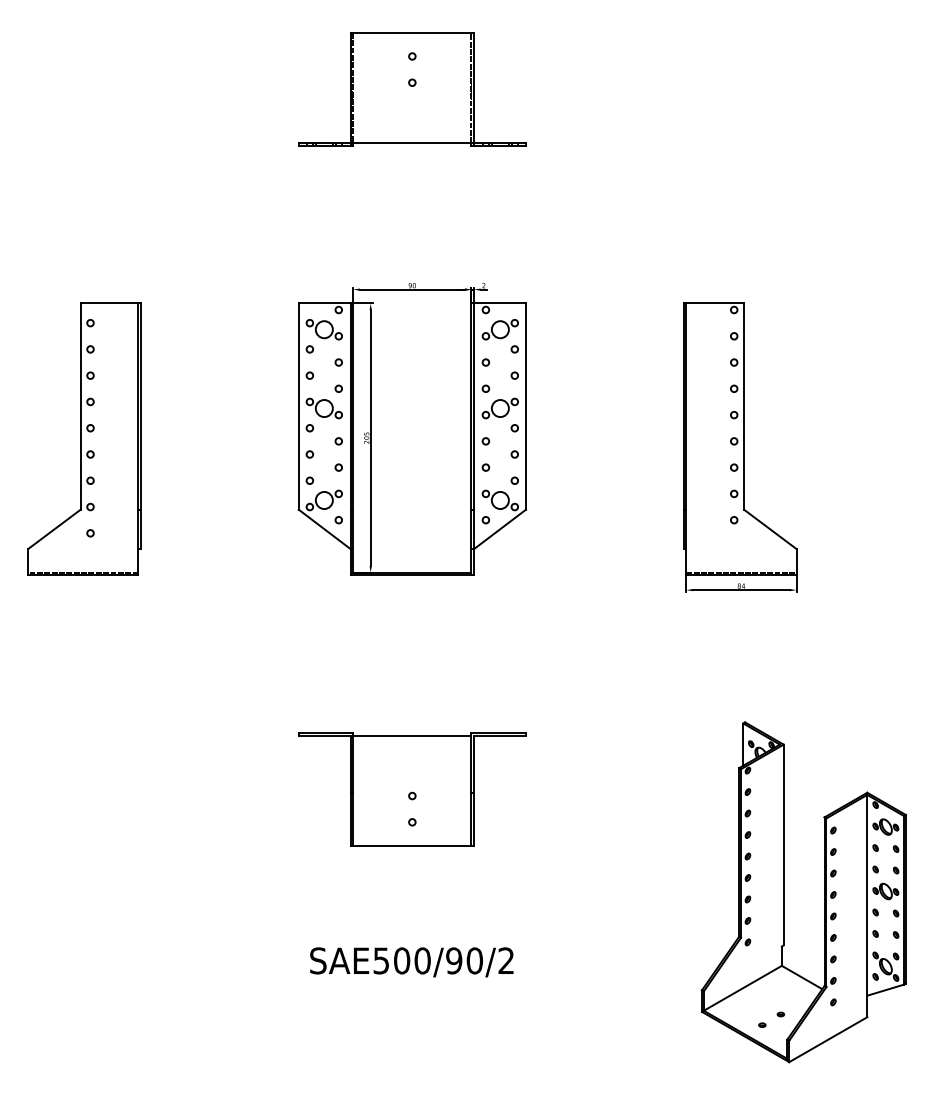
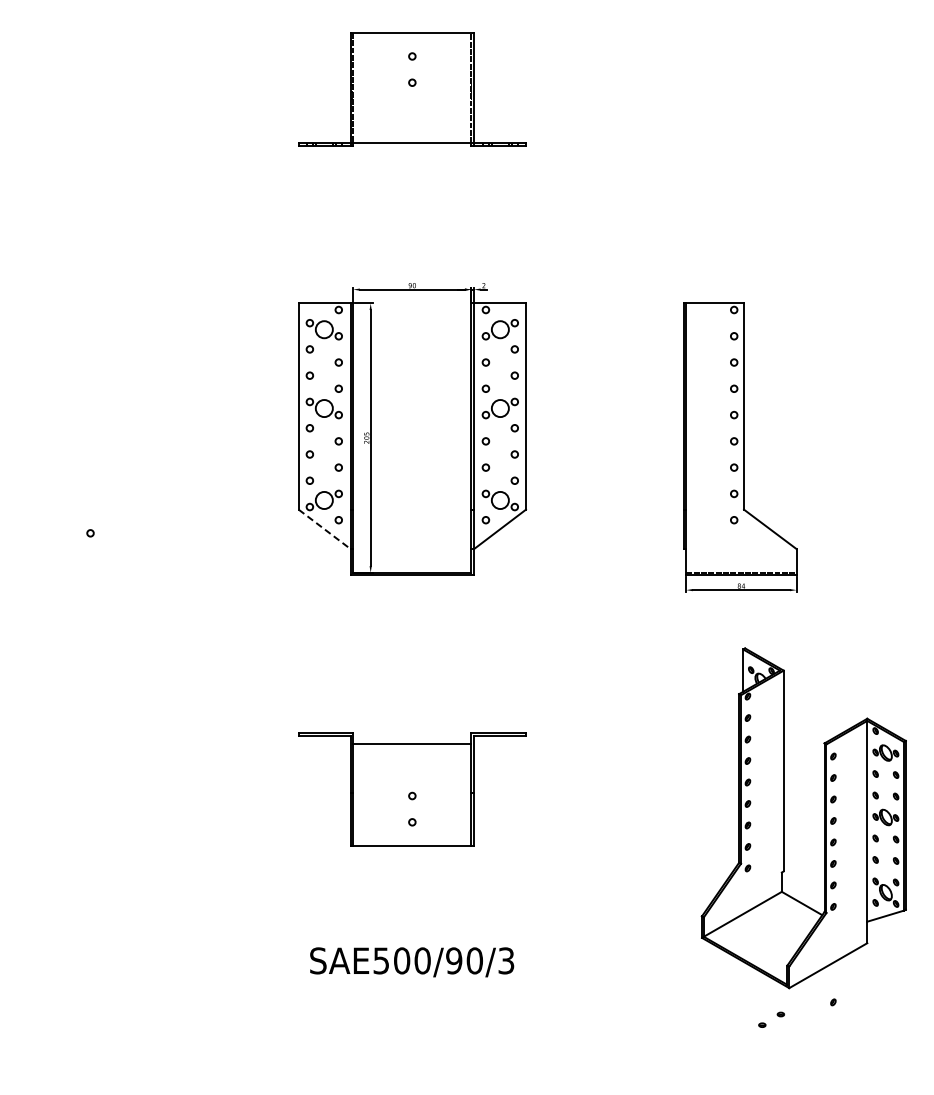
part: present -> none (84, 438)
line: solid -> dashed (324, 529)
line position: (412, 735) -> (412, 743) (412, 743)
part position: (784, 892) -> (784, 818) (784, 818)
text: SAE500/90/2 -> SAE500/90/3 (506, 960)
